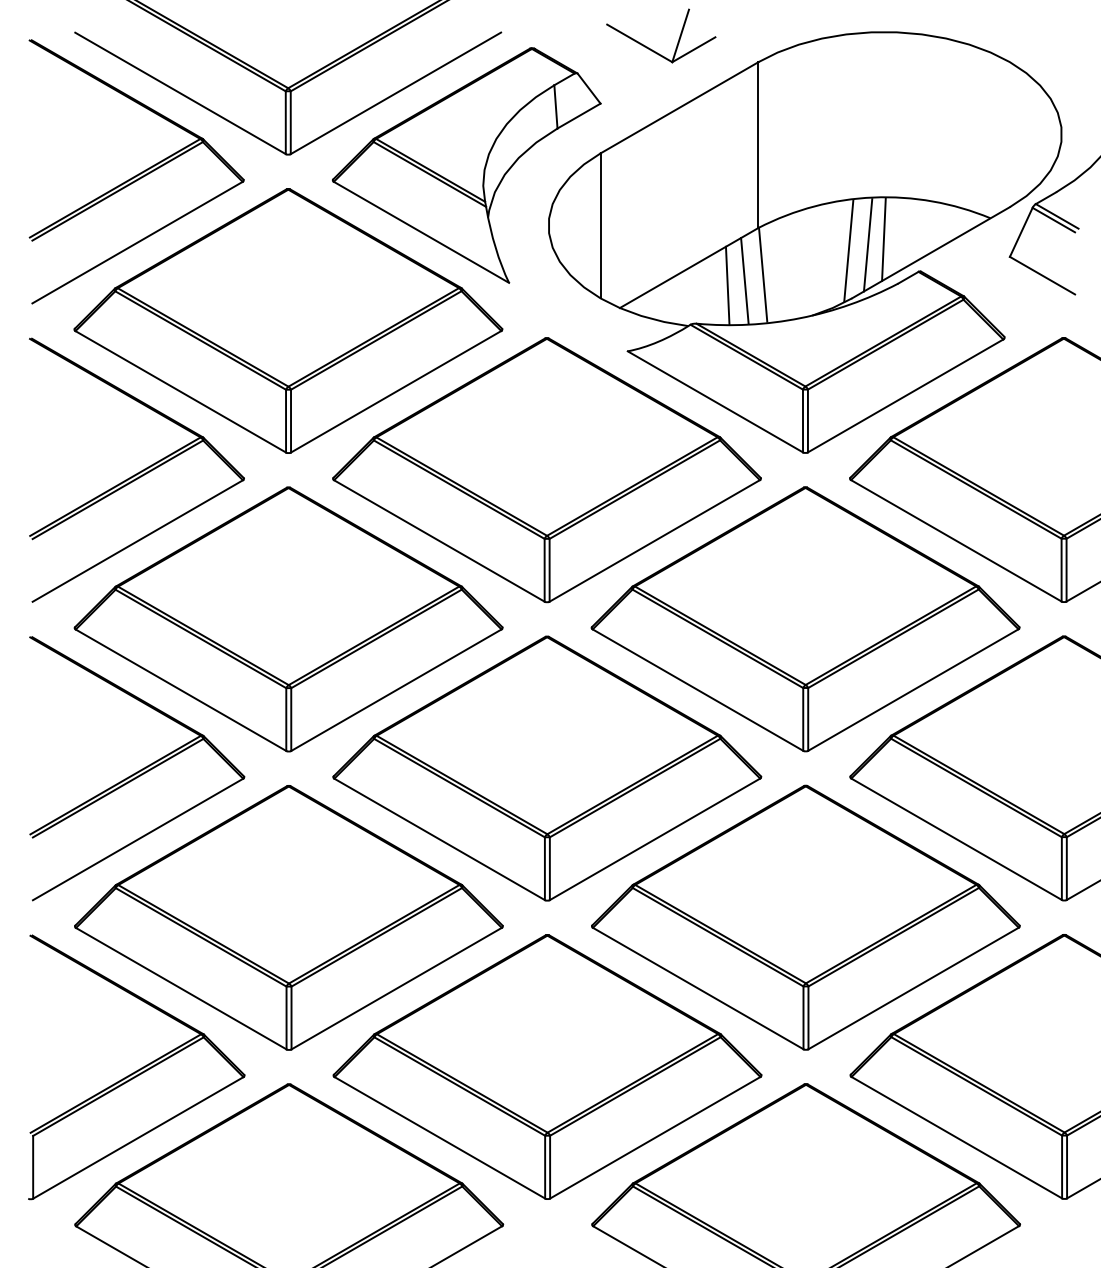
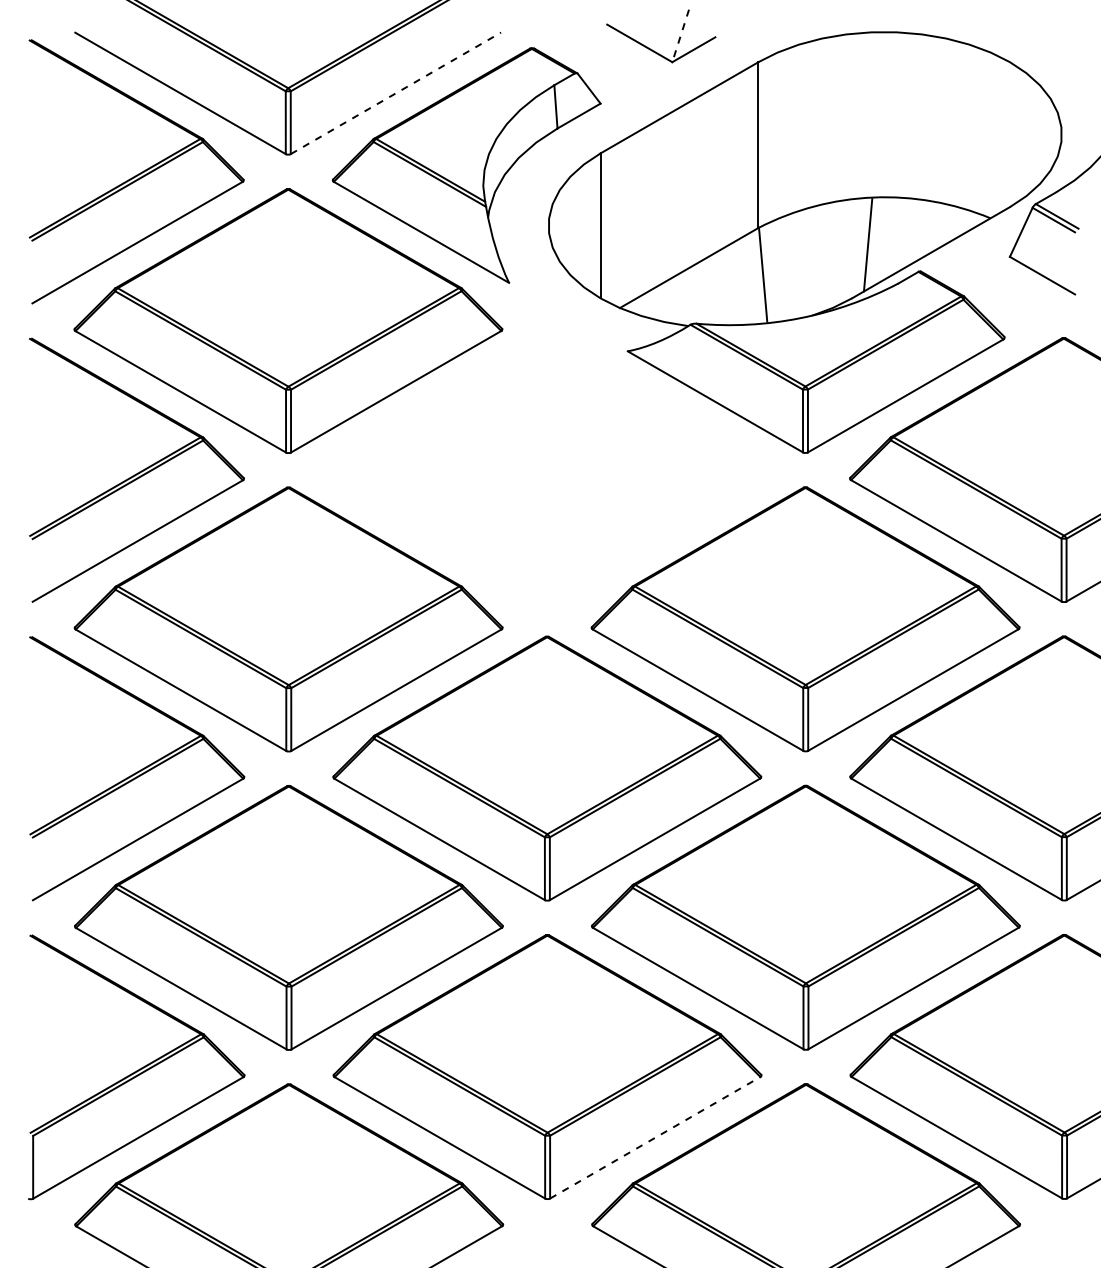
line: solid -> dashed (680, 35)
line: solid -> dashed (396, 93)
line: present -> none (883, 239)
line: present -> none (848, 250)
line: present -> none (744, 280)
line: present -> none (727, 285)
part: present -> none (546, 470)
line: solid -> dashed (655, 1137)
